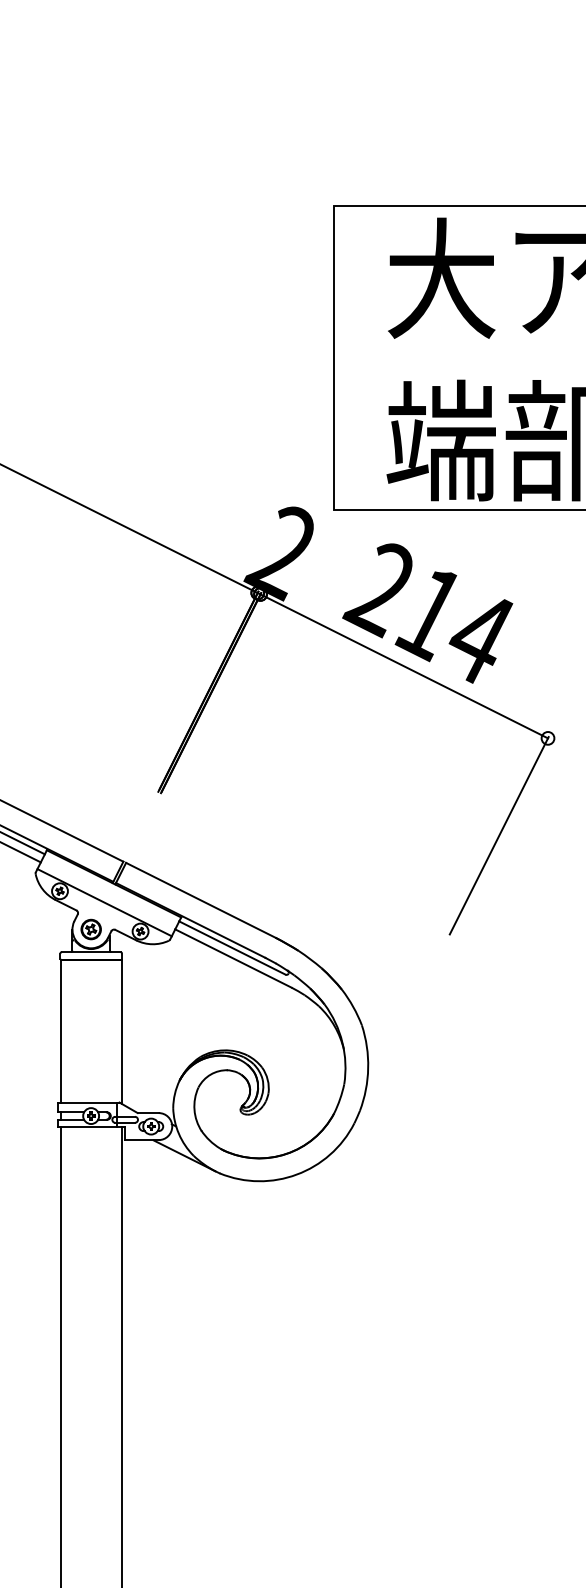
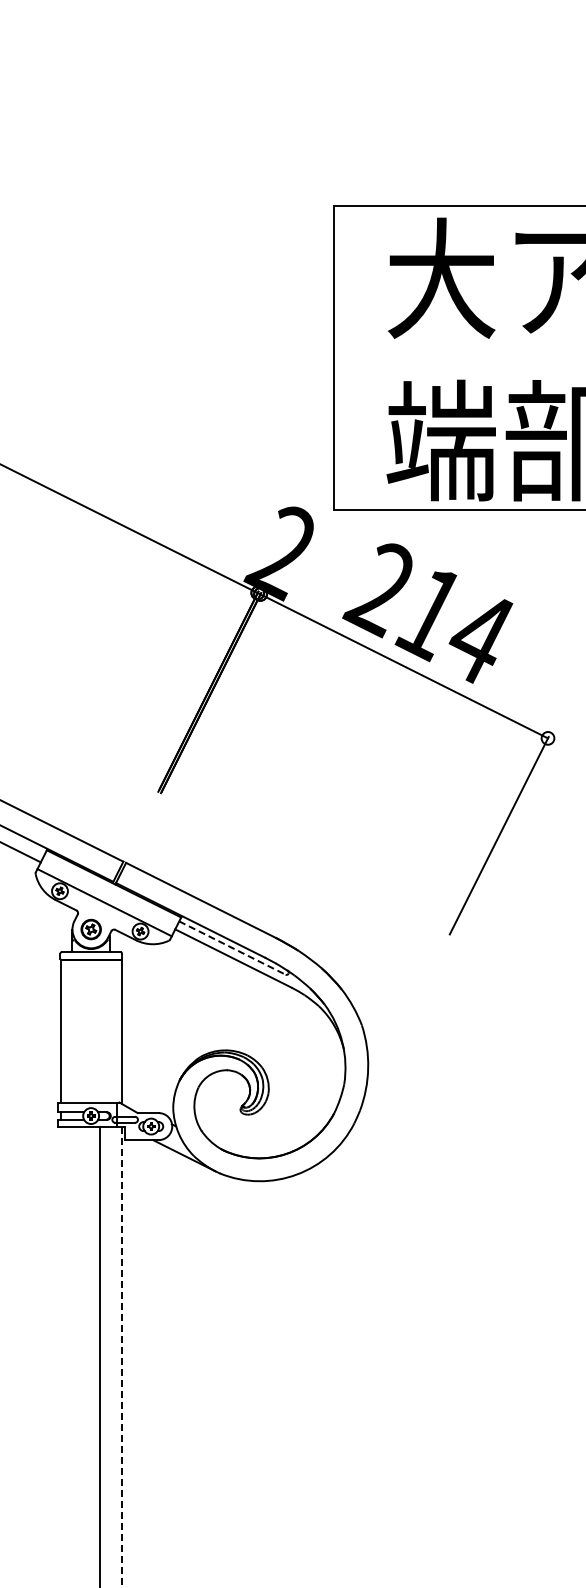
line: present -> none (23, 843)
line: solid -> dashed (232, 948)
line position: (60, 1355) -> (99, 1355) (99, 1355)
line: solid -> dashed (121, 1357)
